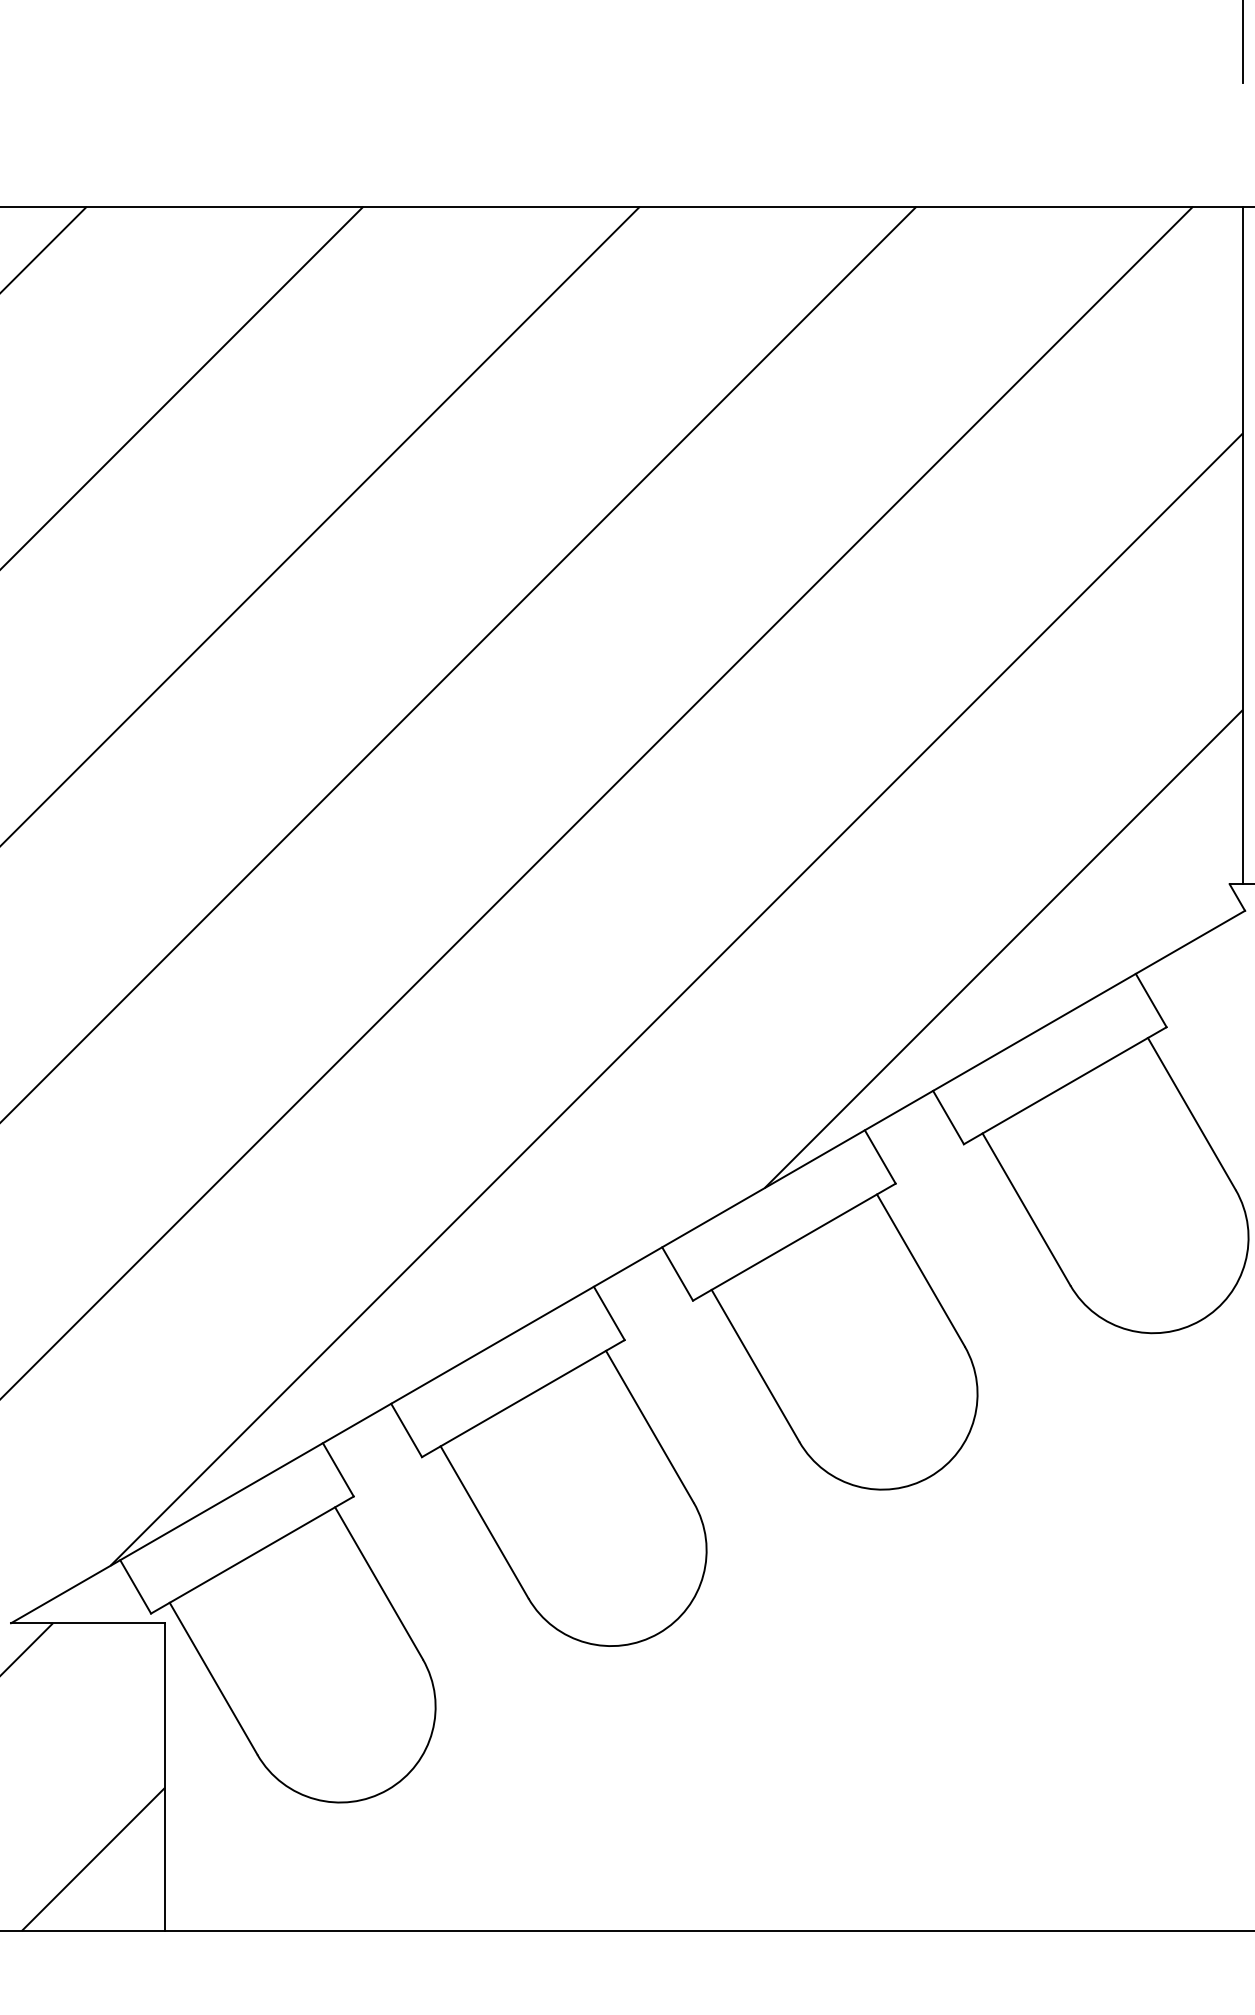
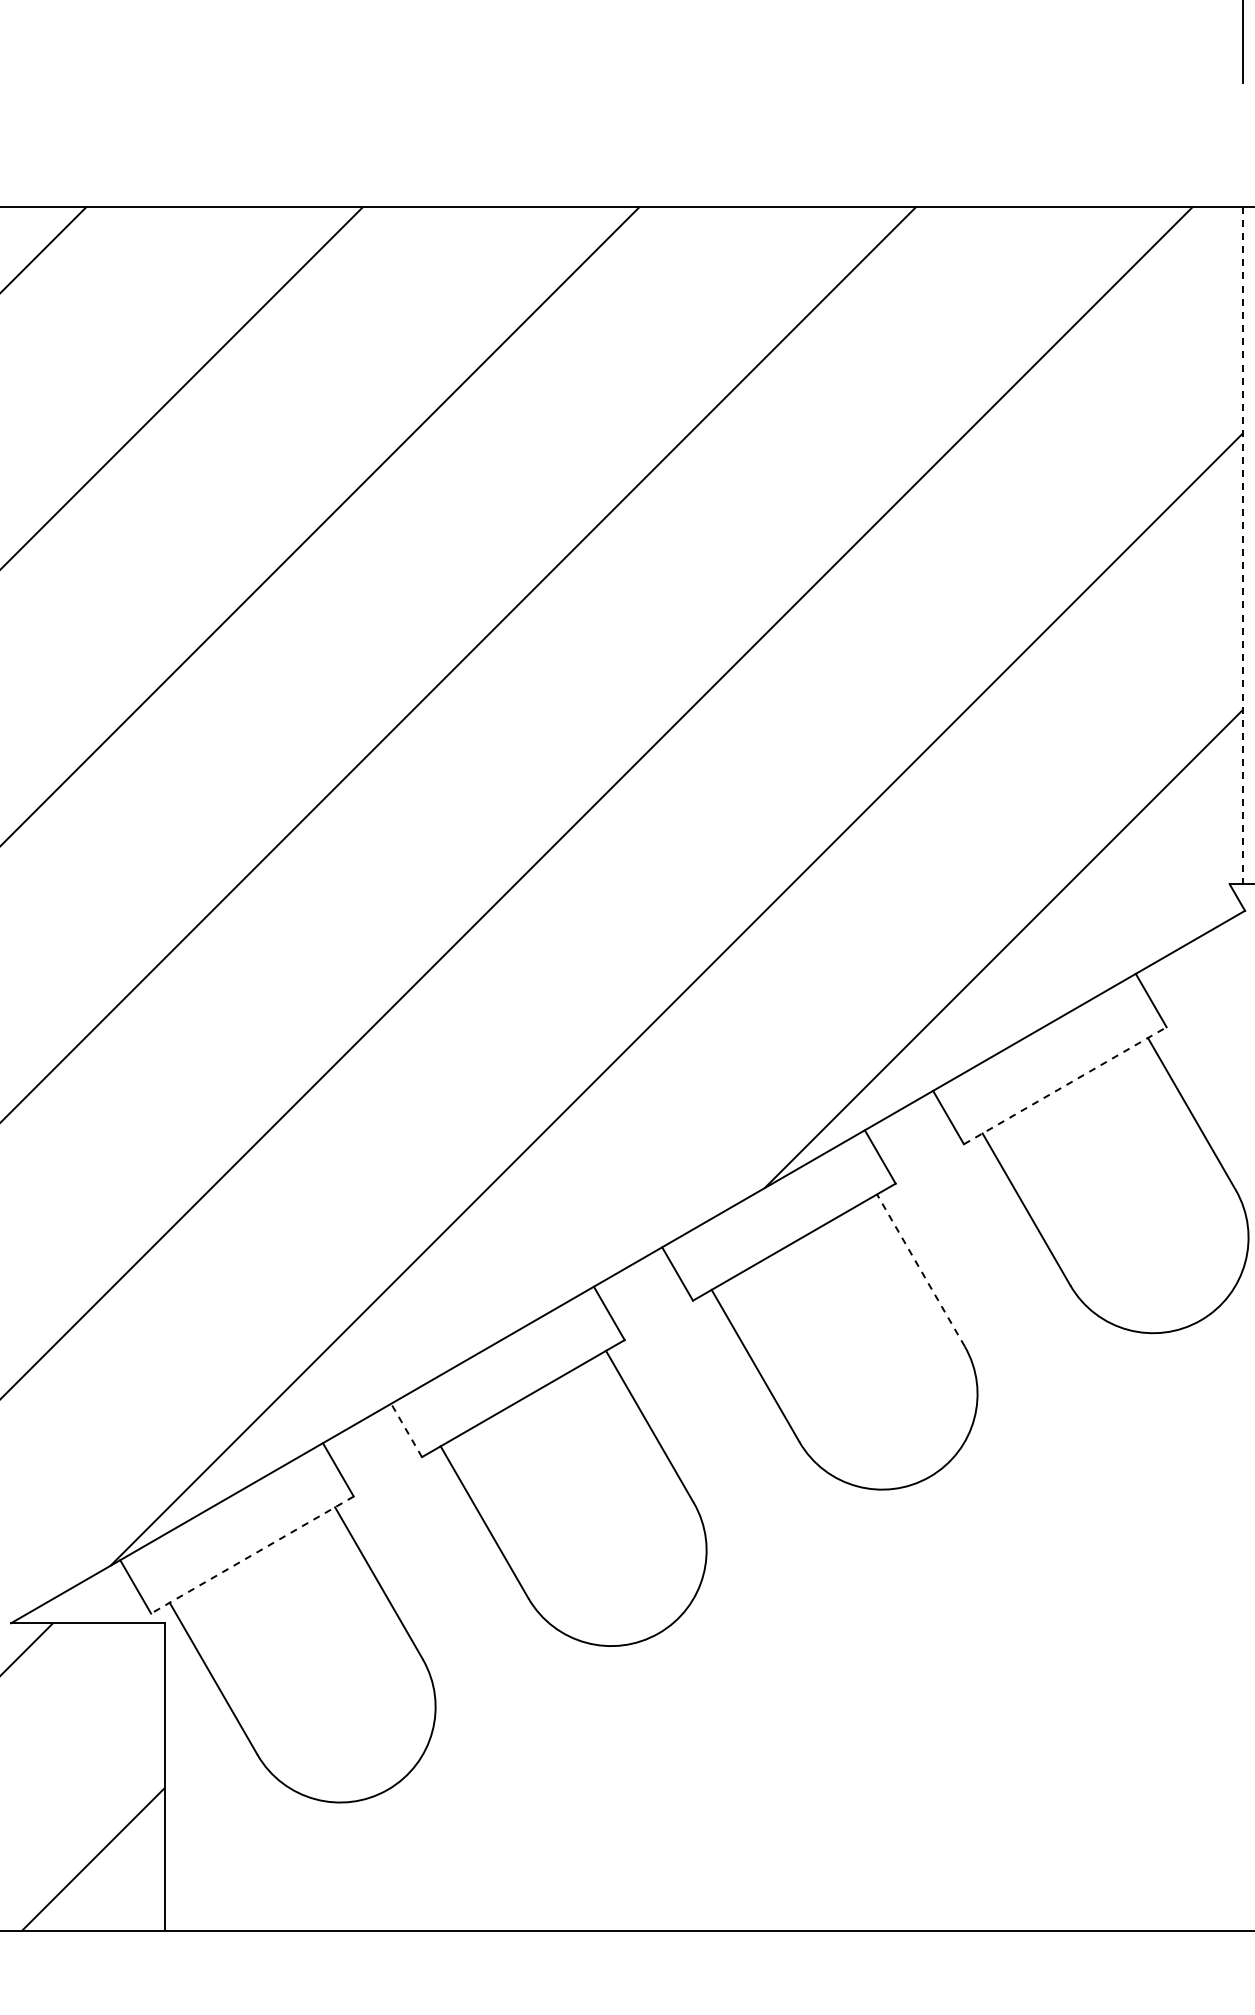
line: solid -> dashed (1242, 545)
line: solid -> dashed (1065, 1085)
line: solid -> dashed (920, 1270)
line: solid -> dashed (406, 1430)
line: solid -> dashed (251, 1555)
